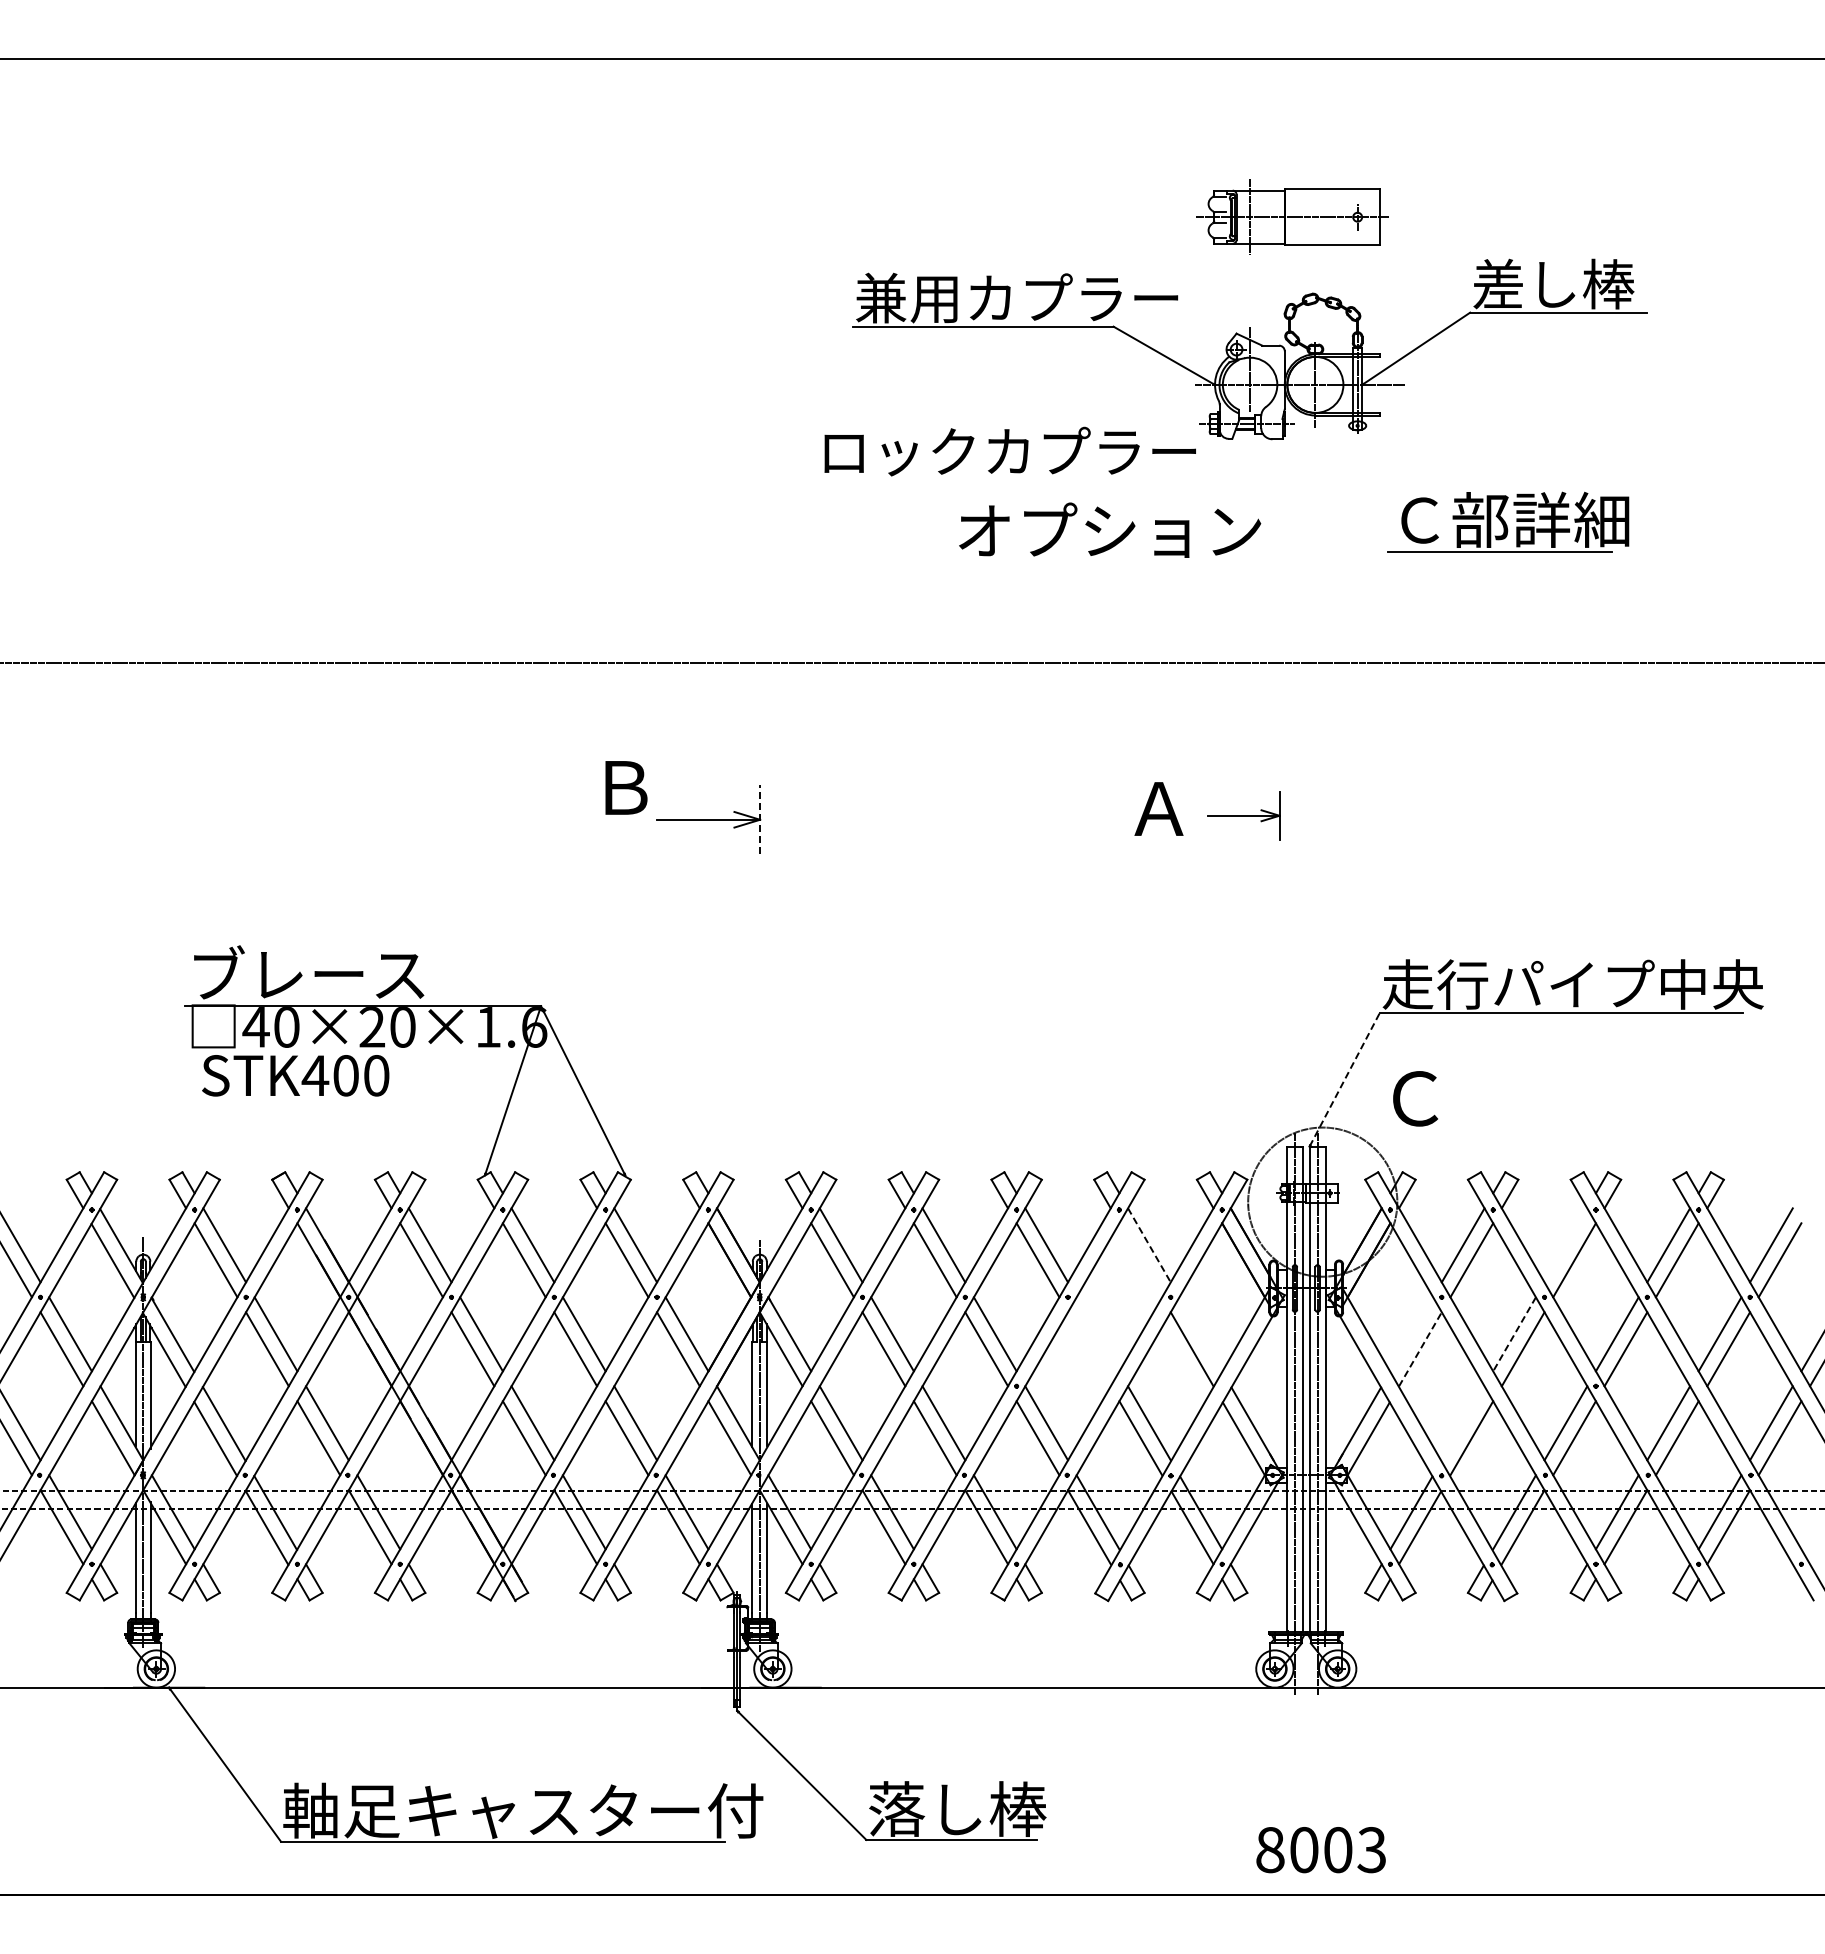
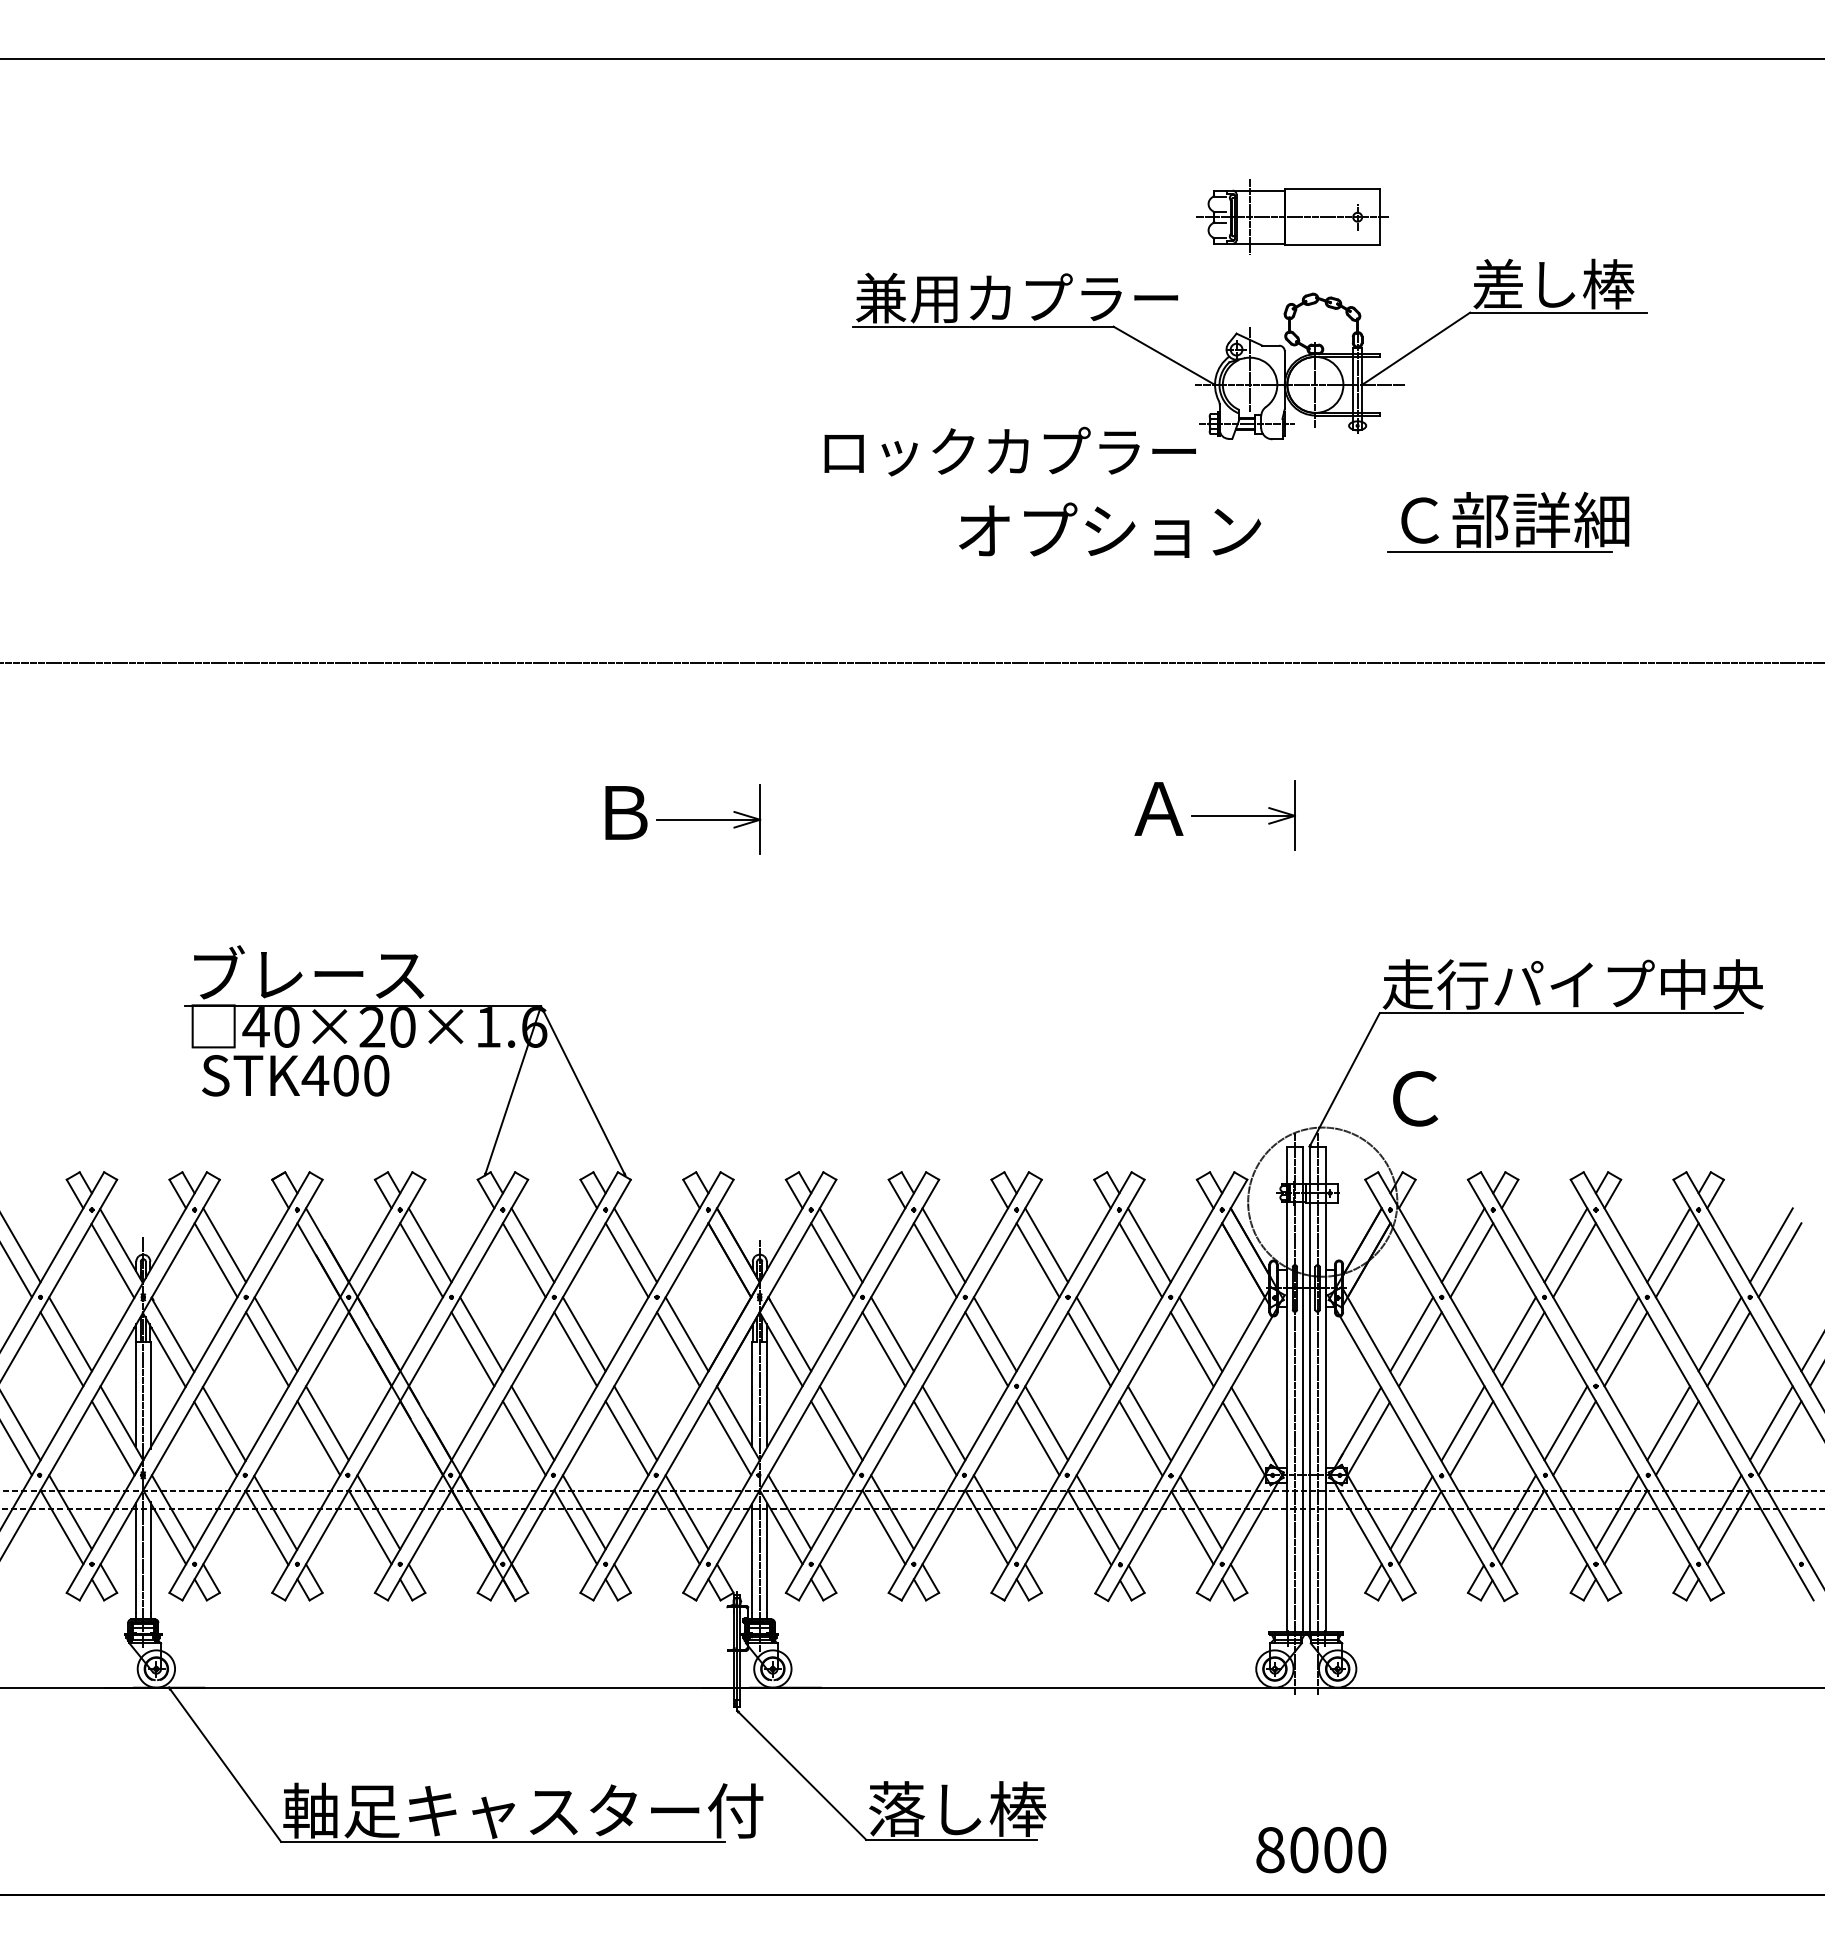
text position: (626, 787) -> (626, 812) (626, 812)
part size: 74x50 px -> 105x71 px (1243, 815)
line: dashed -> solid (760, 819)
line: dashed -> solid (1344, 1079)
line: dashed -> solid (1149, 1245)
line: none -> present (1565, 1245)
line: none -> present (1140, 1260)
line: none -> present (1097, 1334)
line: none -> present (1200, 1334)
line: none -> present (1411, 1334)
line: dashed -> solid (1514, 1334)
line: none -> present (1089, 1349)
line: dashed -> solid (1420, 1349)
line: none -> present (1462, 1423)
text: 8003 -> 8000 (1371, 1850)
